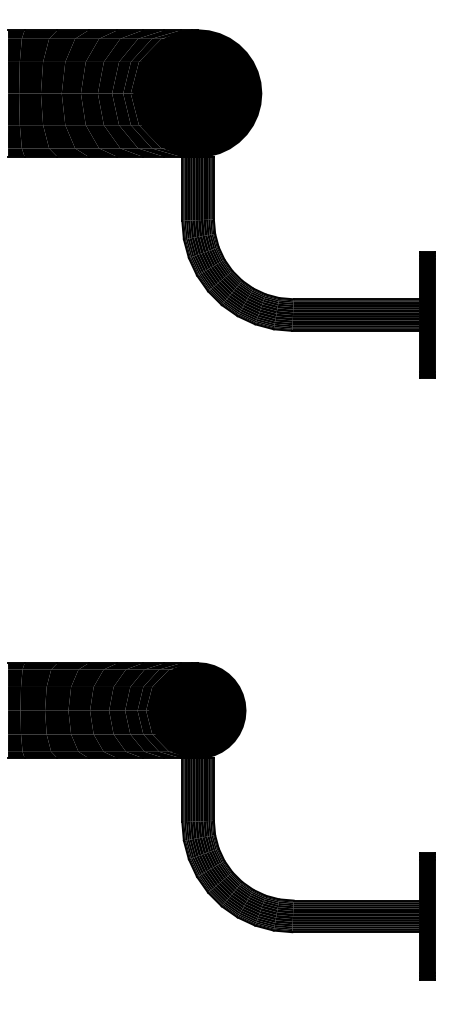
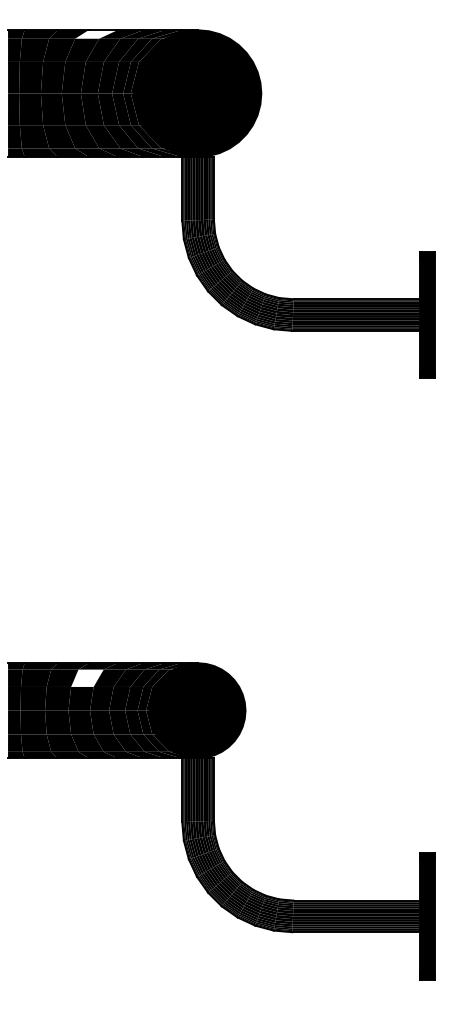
fill: present -> none (96, 34)
fill: present -> none (87, 677)
